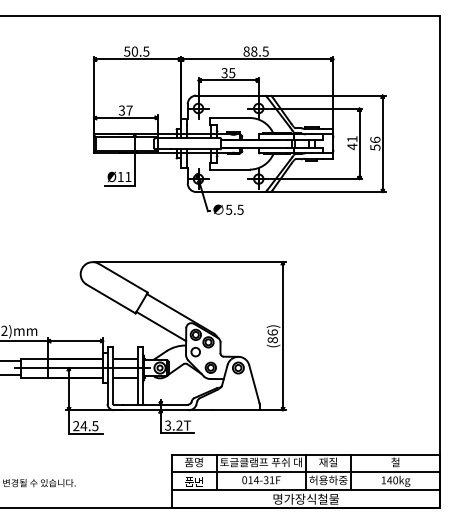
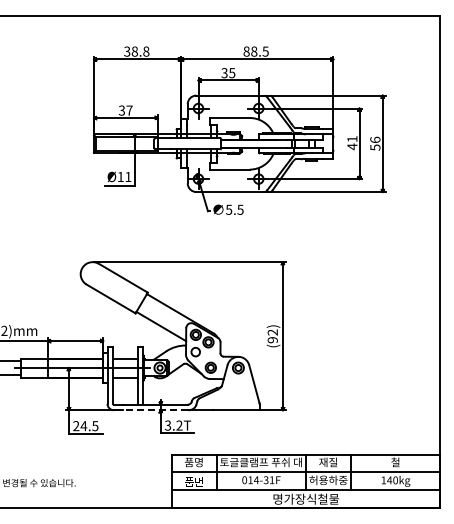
text: 50.5 -> 38.8 (136, 51)
text: (86) -> (92) (272, 336)
line: solid -> dashed (155, 410)
